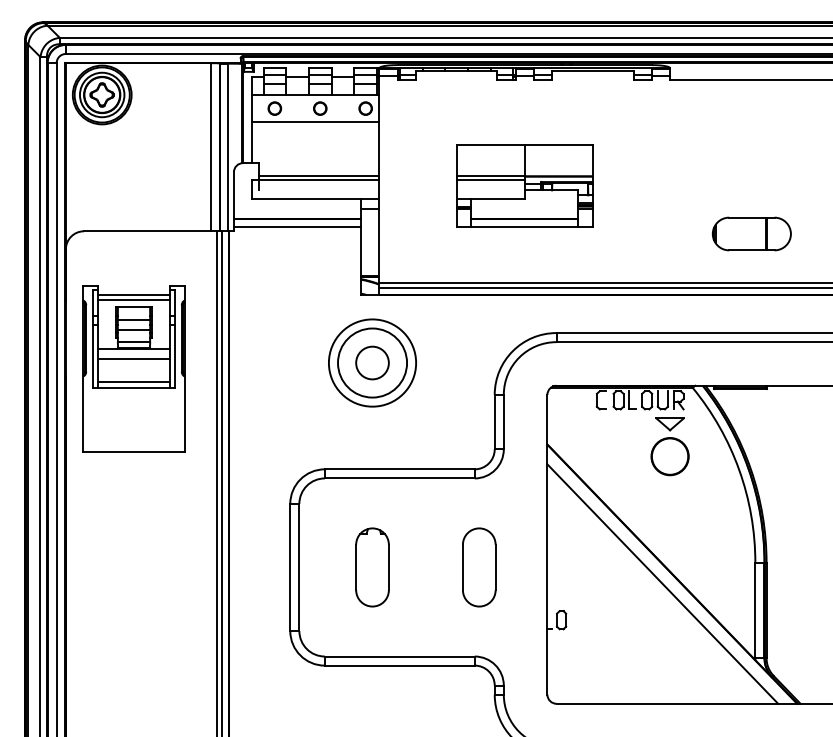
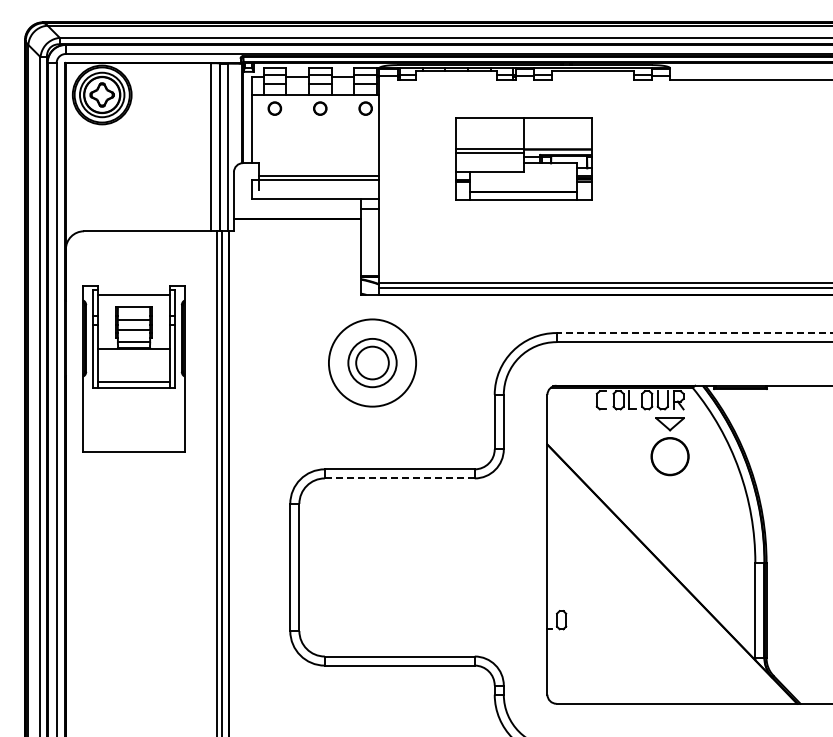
line: present -> none (315, 122)
part position: (524, 185) -> (523, 158) (523, 158)
line: present -> none (297, 226)
part: present -> none (751, 233)
line: present -> none (133, 300)
line: solid -> dashed (694, 333)
line: present -> none (133, 359)
circle diameter: 69 px -> 48 px (372, 362)
line: solid -> dashed (399, 478)
part: present -> none (372, 567)
part: present -> none (479, 567)
line: present -> none (662, 583)
